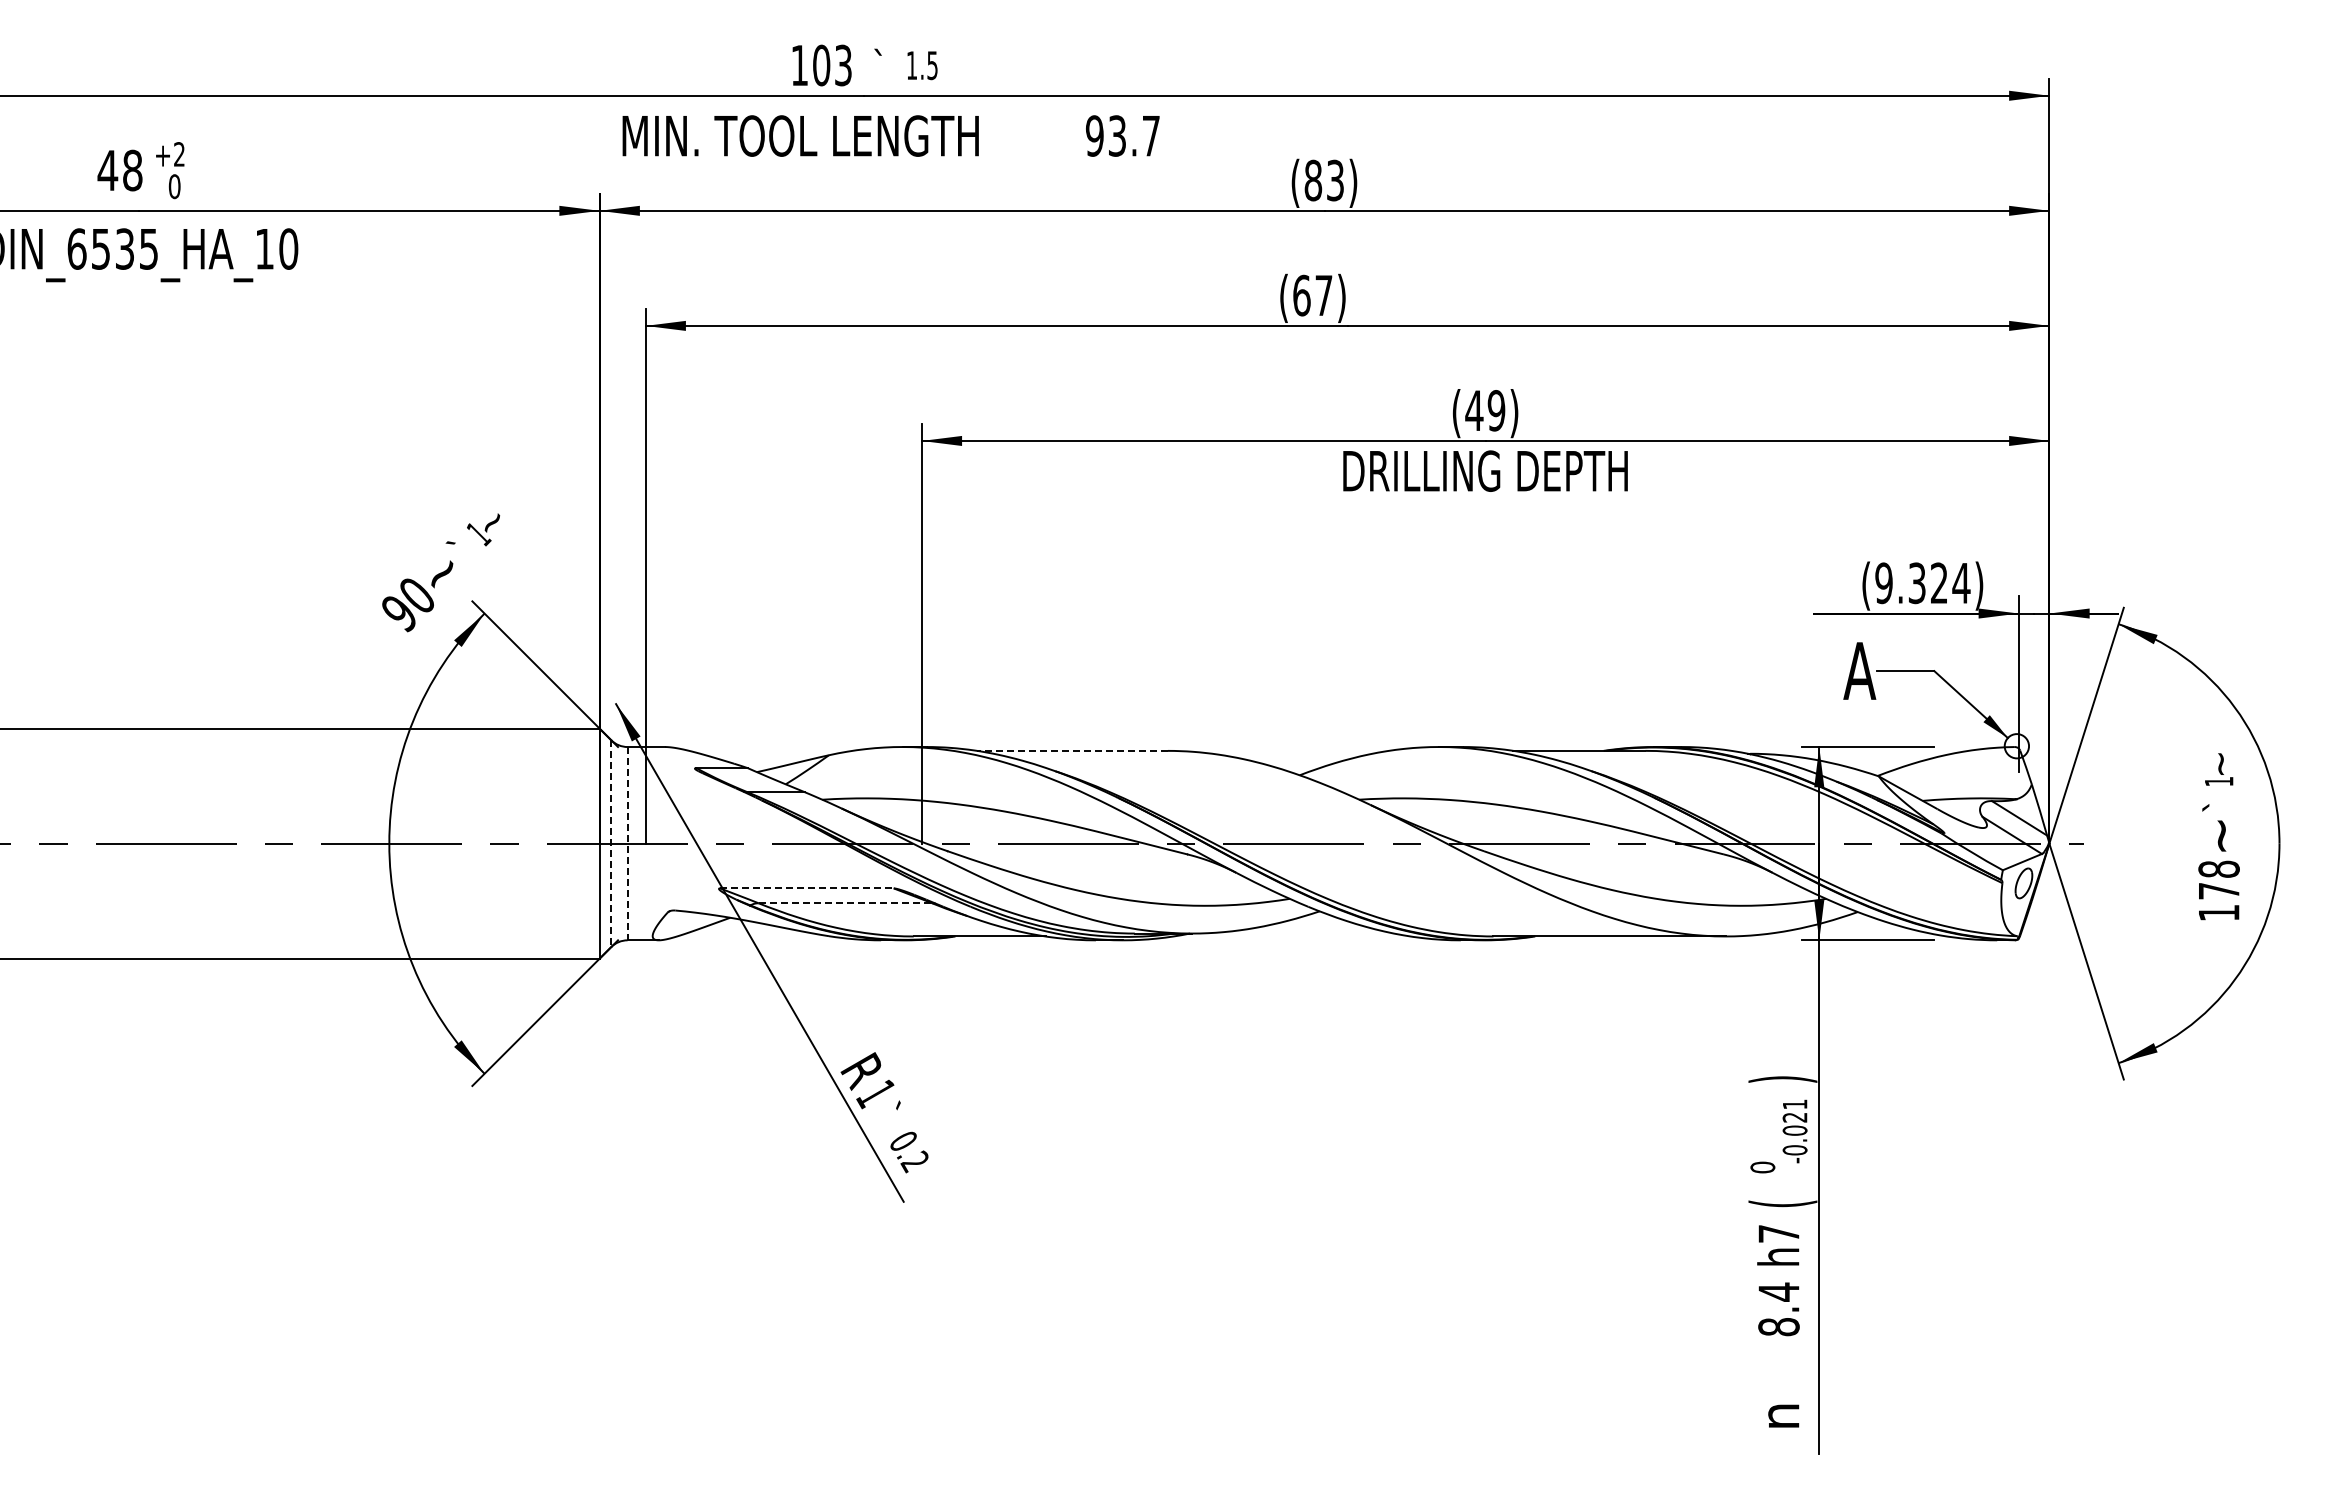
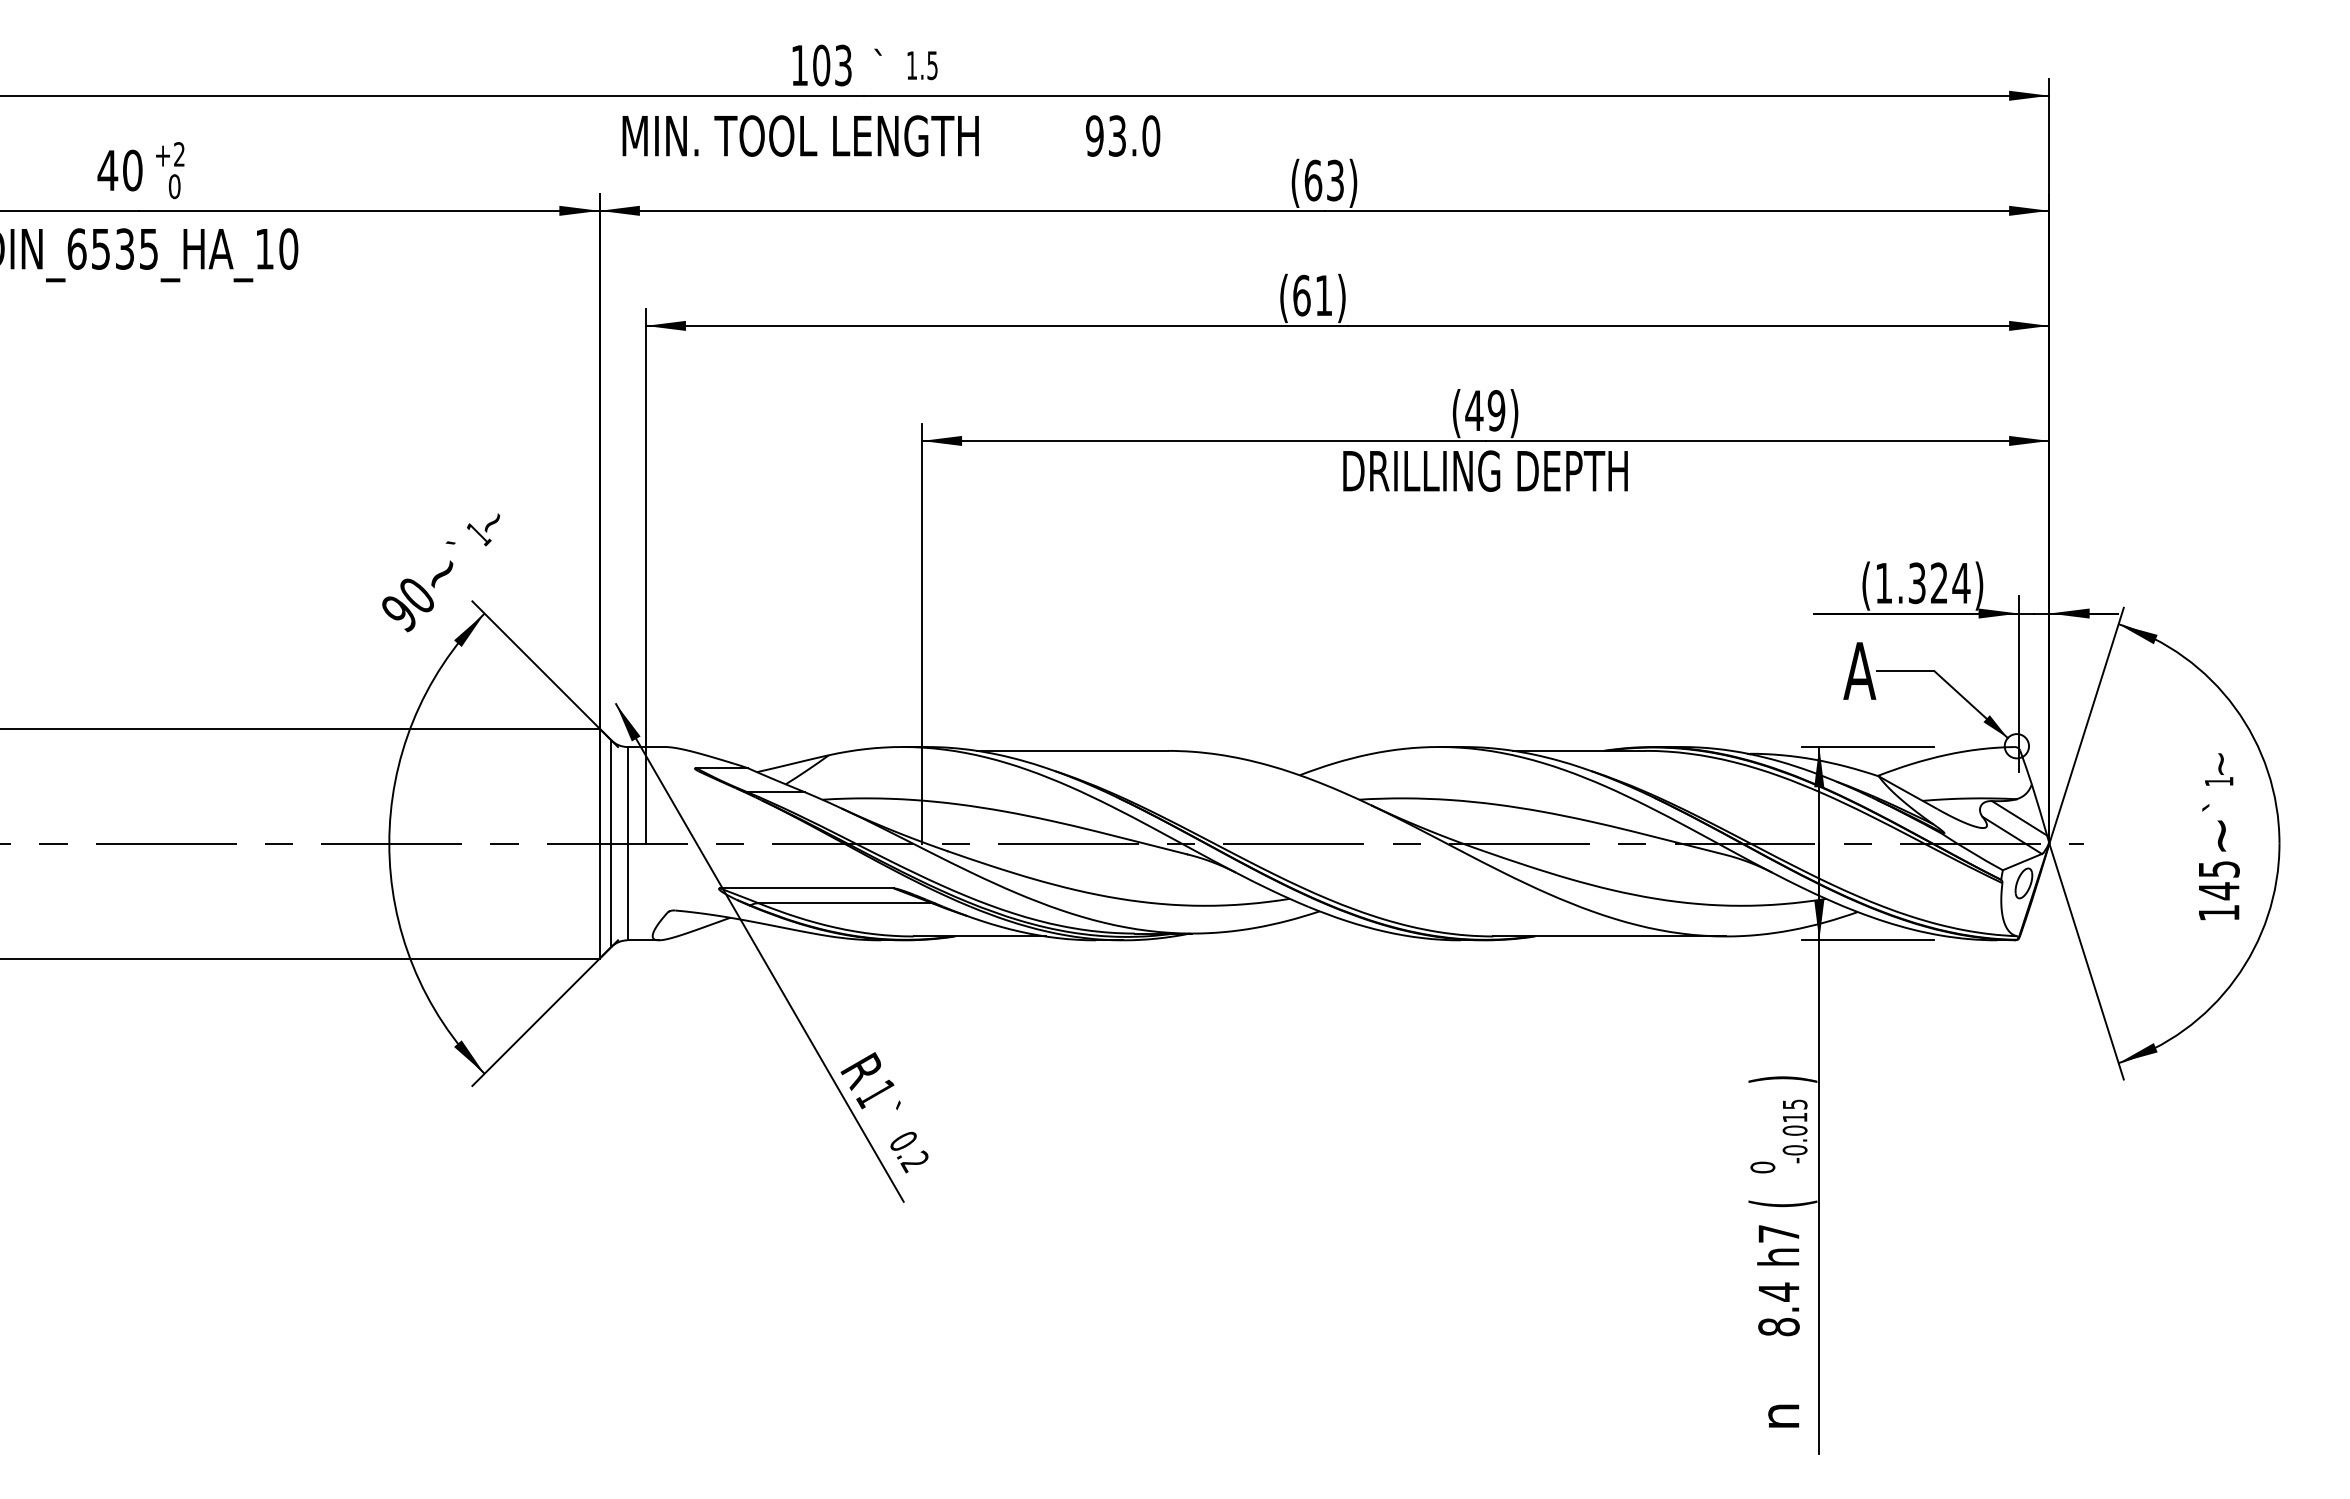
text: 93.7 -> 93.0 (1151, 135)
text: 48 -> 40 (132, 170)
text: (83) -> (63) (1313, 180)
text: (67) -> (61) (1323, 295)
text: (9.324) -> (1.324) (1883, 583)
line: dashed -> solid (1072, 750)
line: dashed -> solid (627, 843)
line: dashed -> solid (611, 844)
text: 178 -> 145 (2218, 880)
line: dashed -> solid (806, 888)
line: dashed -> solid (845, 903)
text: -0.021 -> -0.015 (1794, 1110)
